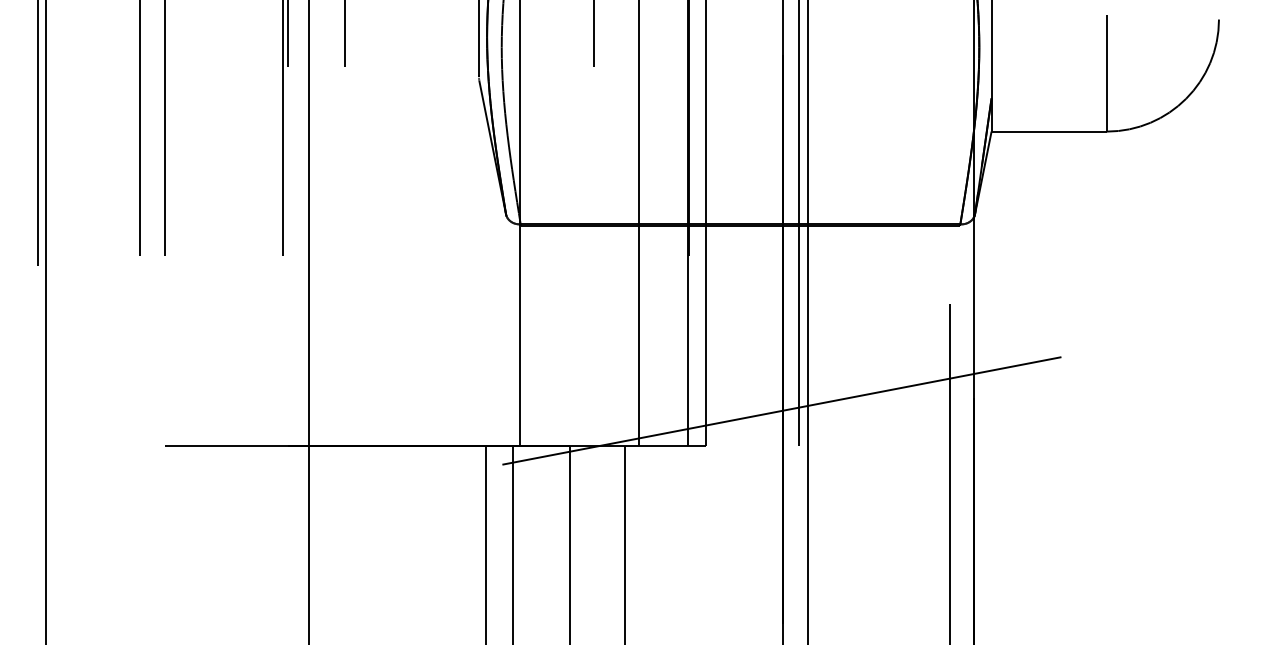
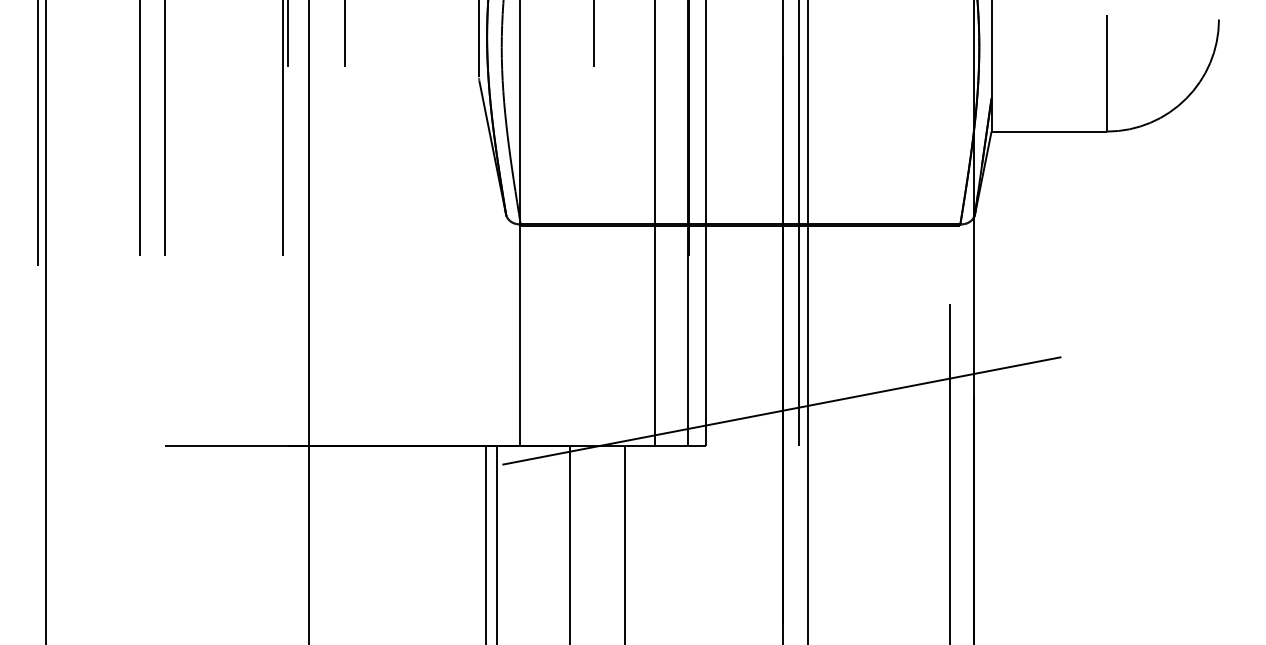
line position: (639, 224) -> (655, 224) (655, 224)
line position: (513, 543) -> (497, 543) (497, 543)
